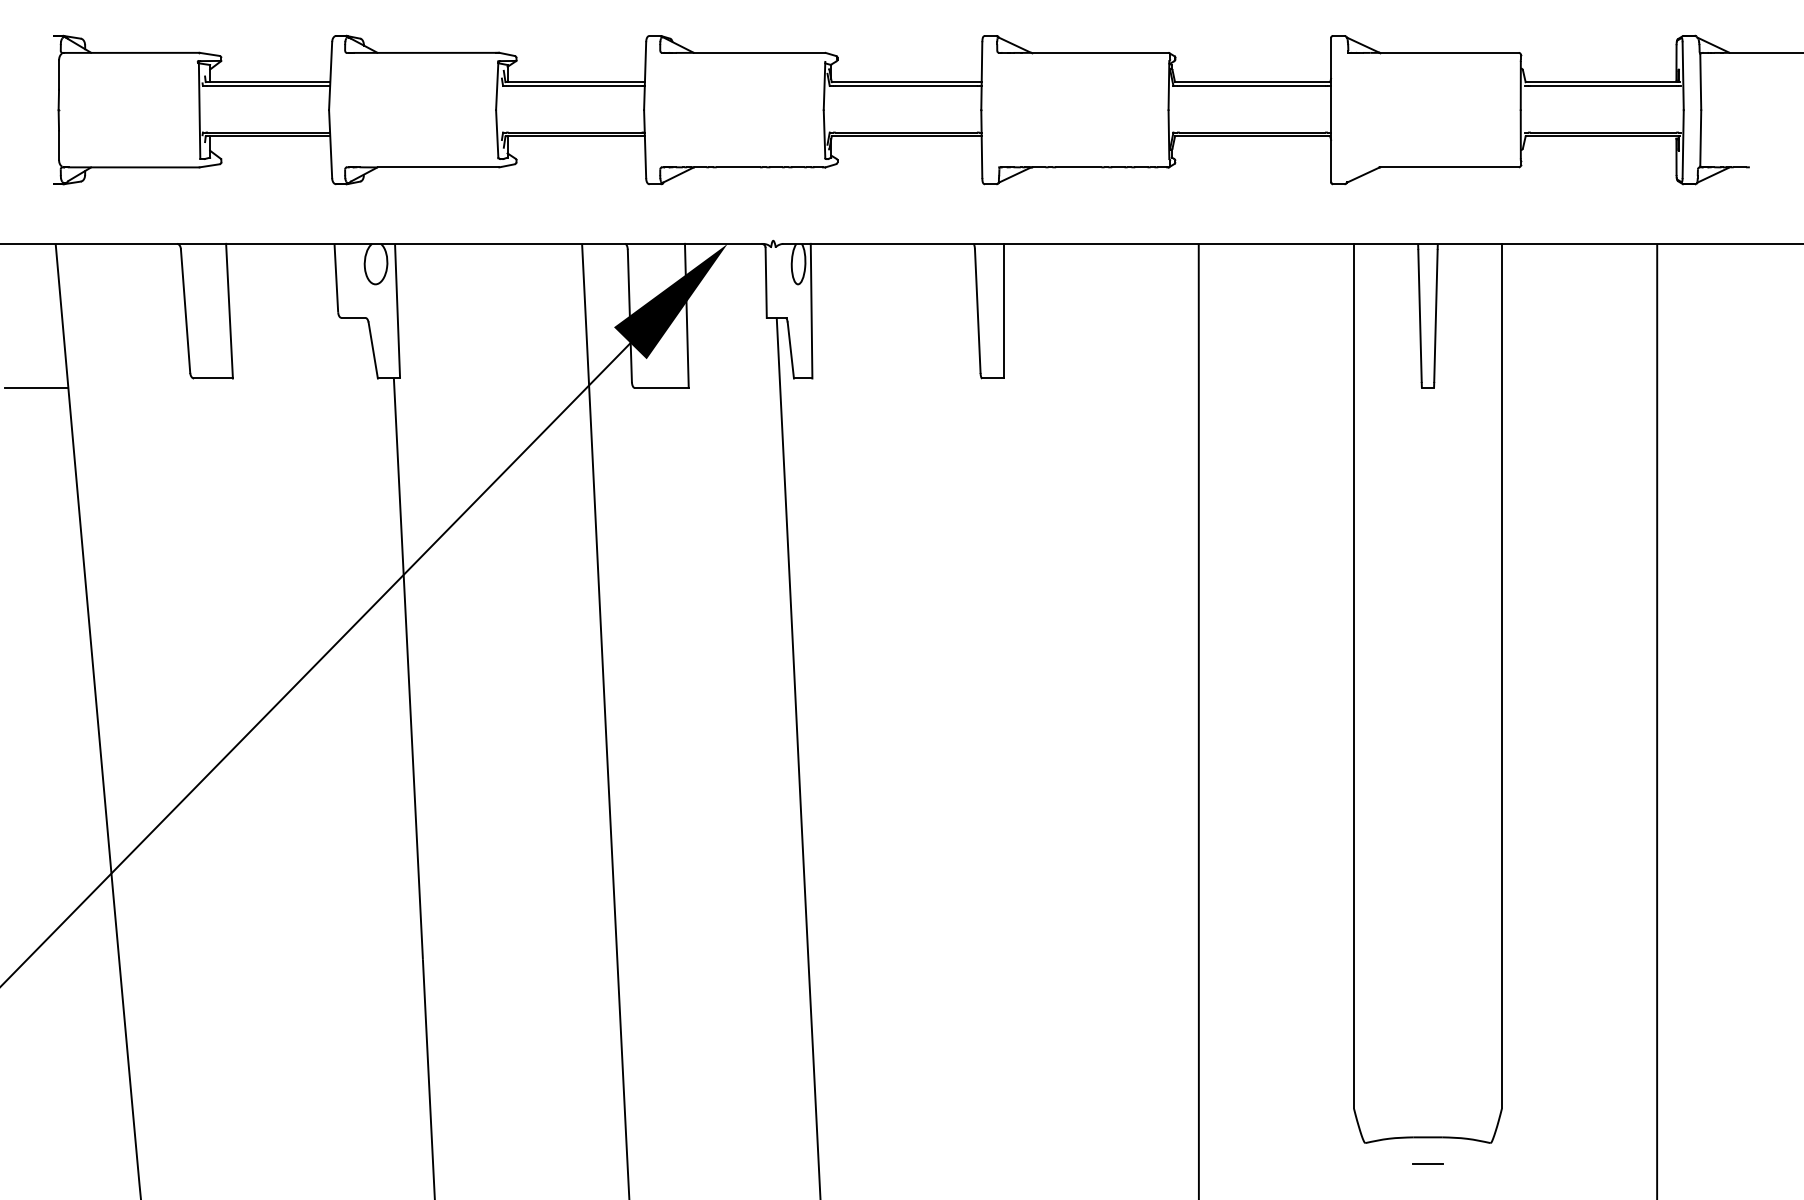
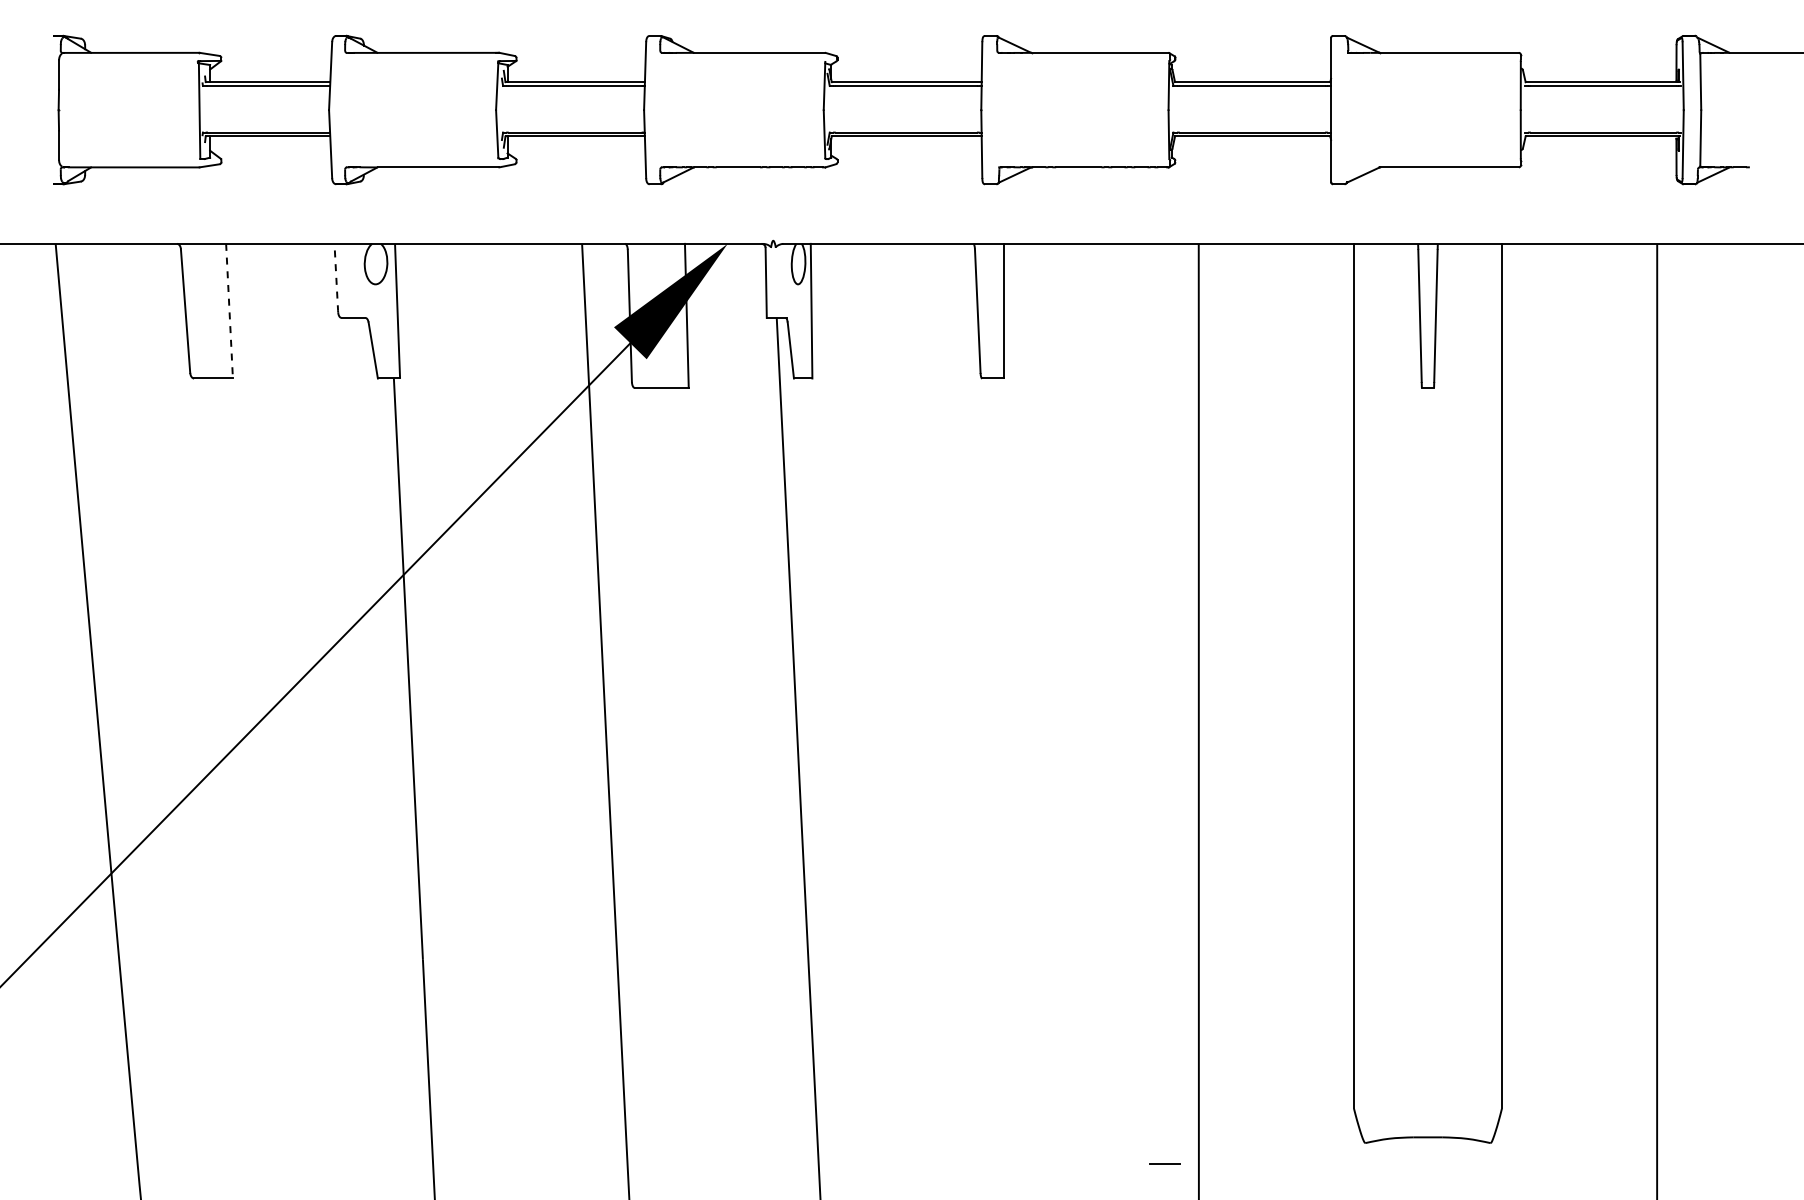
line: solid -> dashed (336, 278)
line: solid -> dashed (229, 311)
line: present -> none (36, 387)
line position: (1427, 1163) -> (1164, 1163) (1164, 1163)
